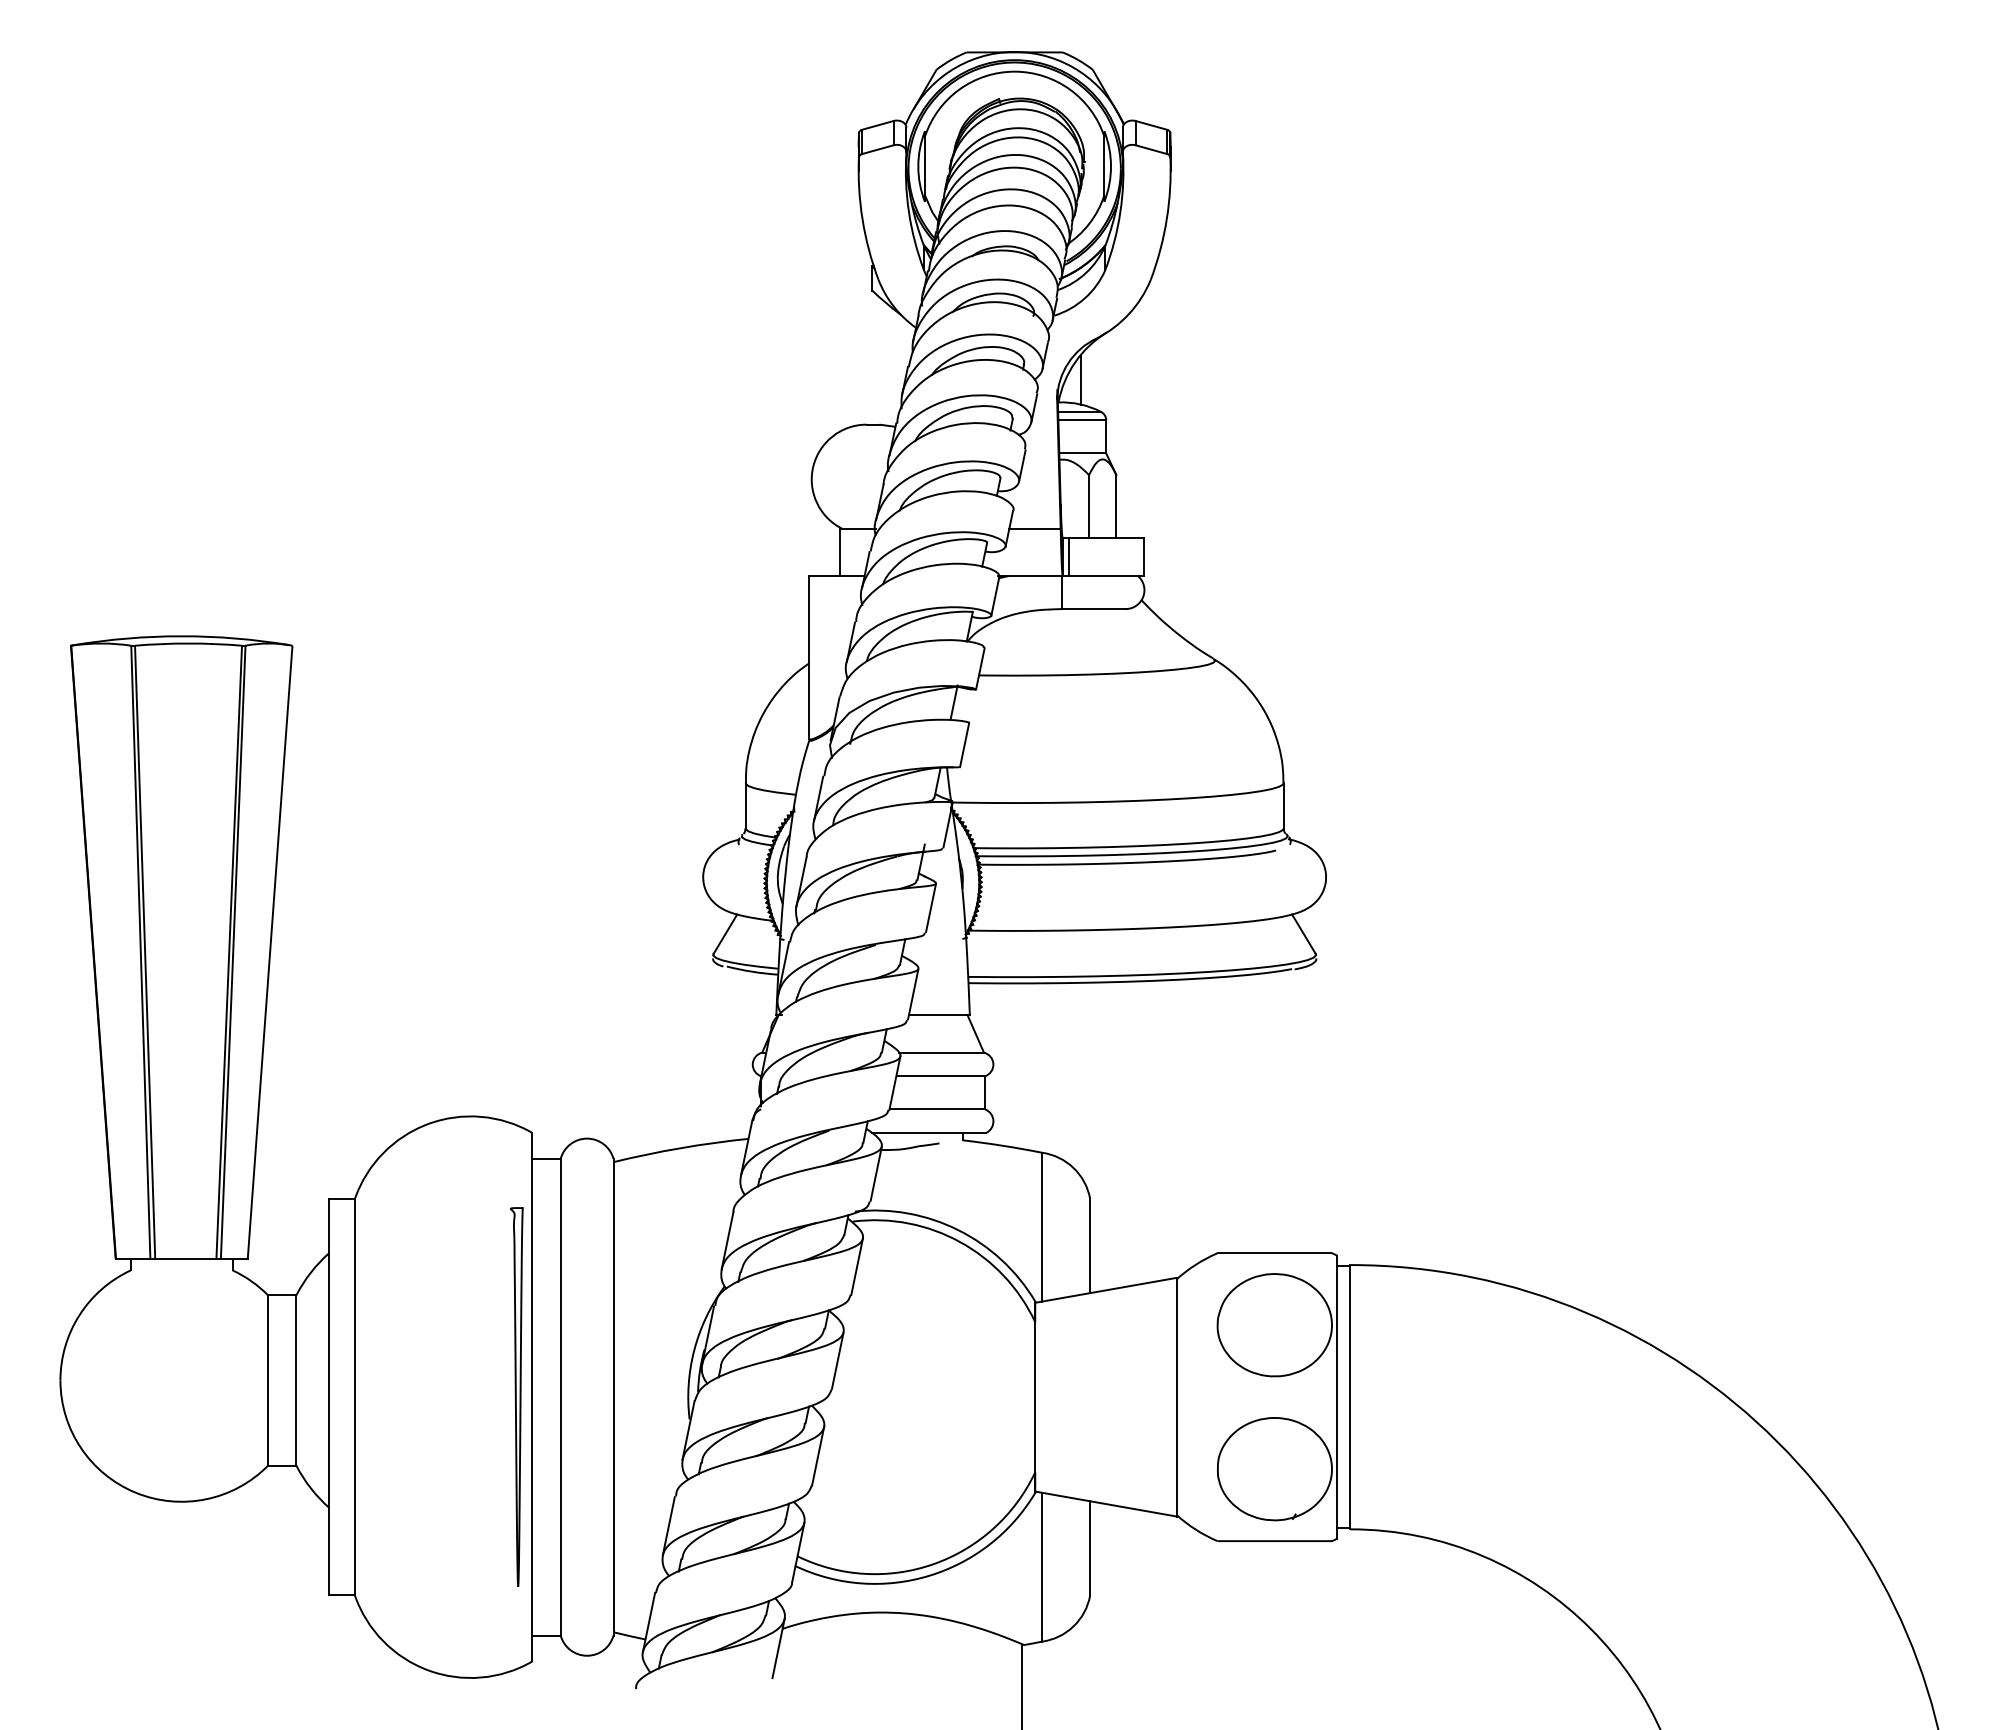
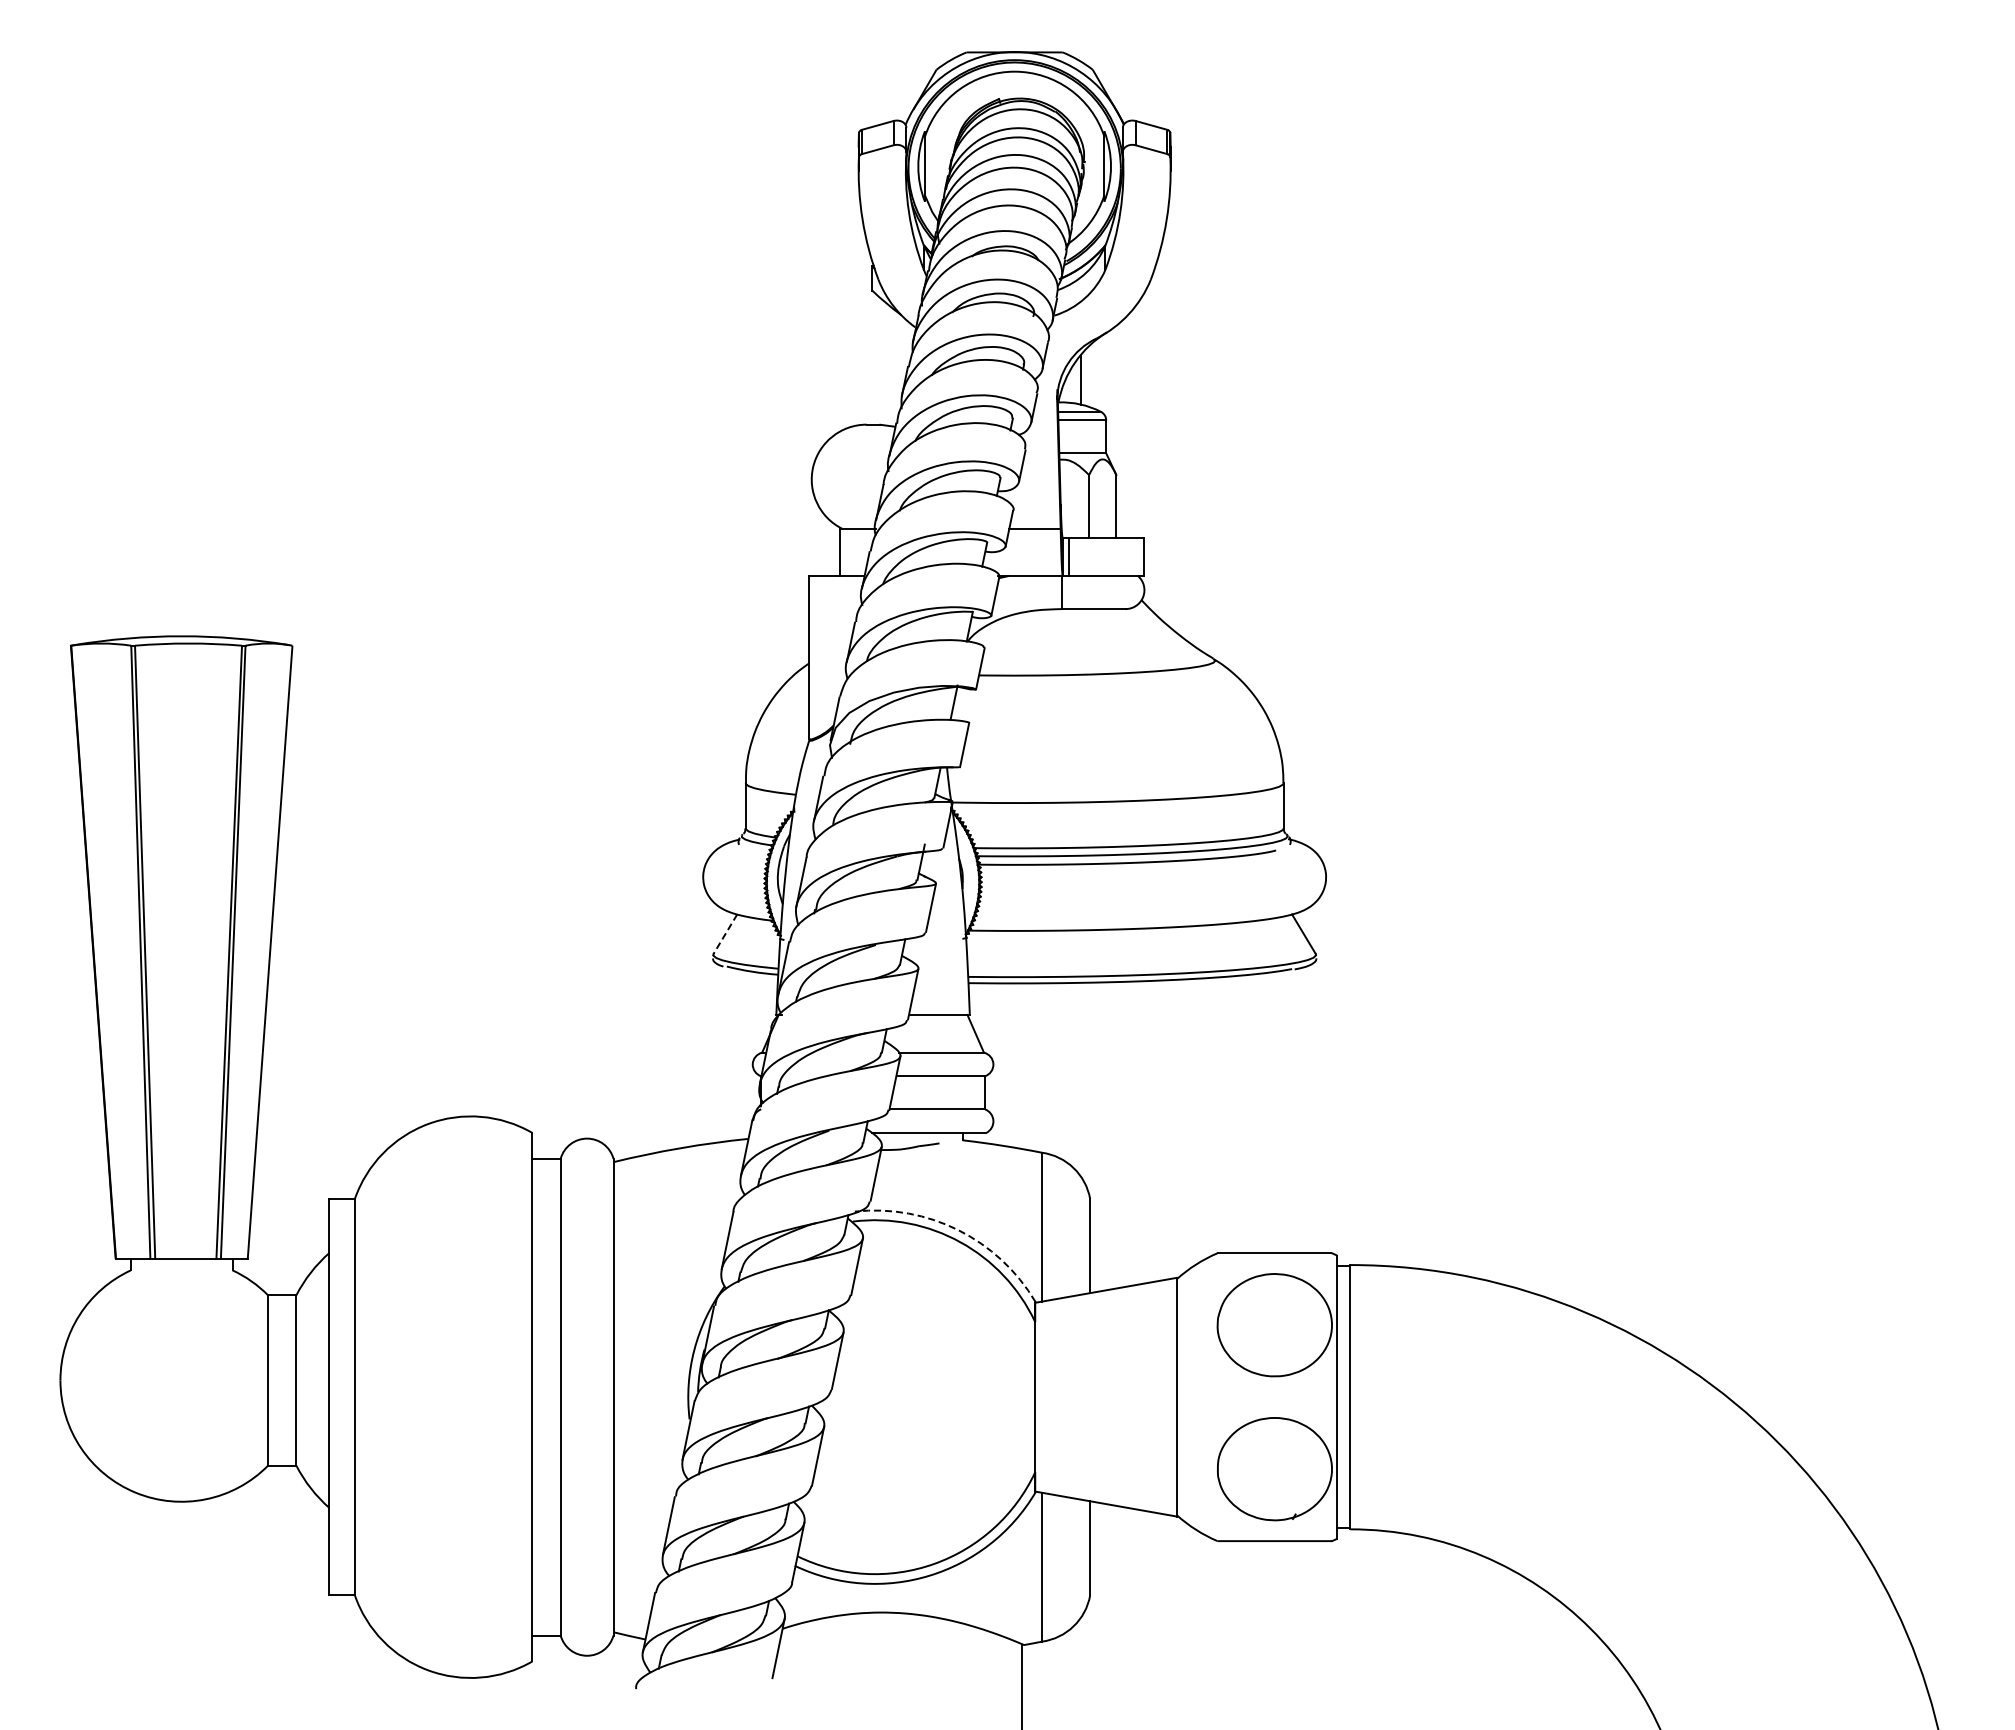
line: solid -> dashed (725, 934)
arc: solid -> dashed (958, 1230)
curve: present -> none (516, 1396)
